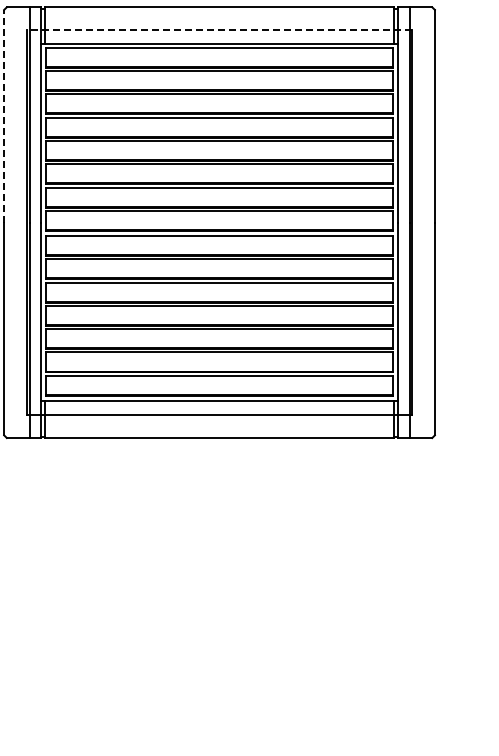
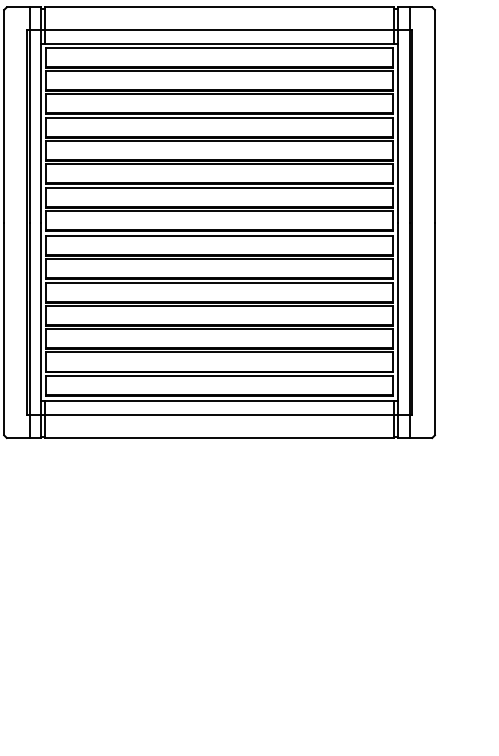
line: dashed -> solid (219, 29)
line: dashed -> solid (4, 115)
